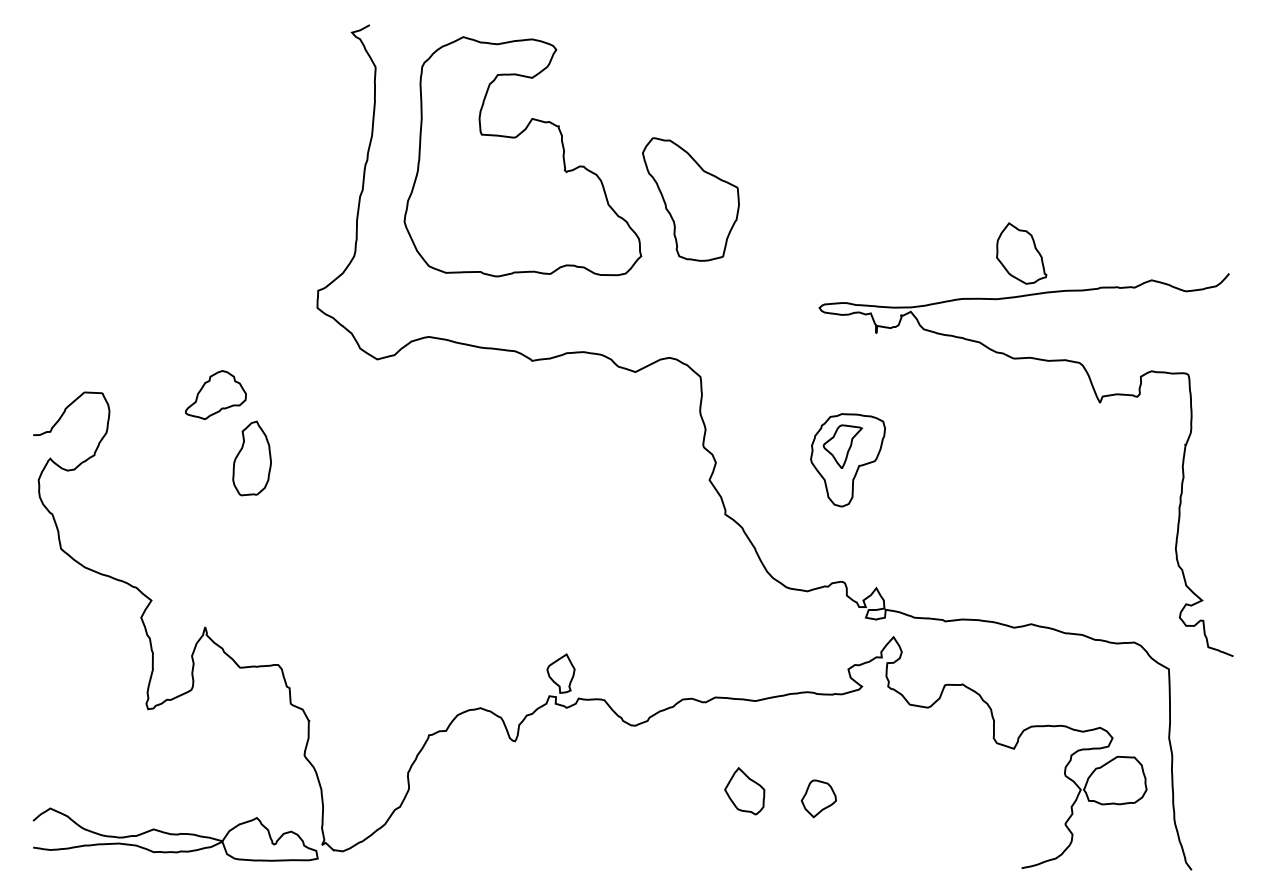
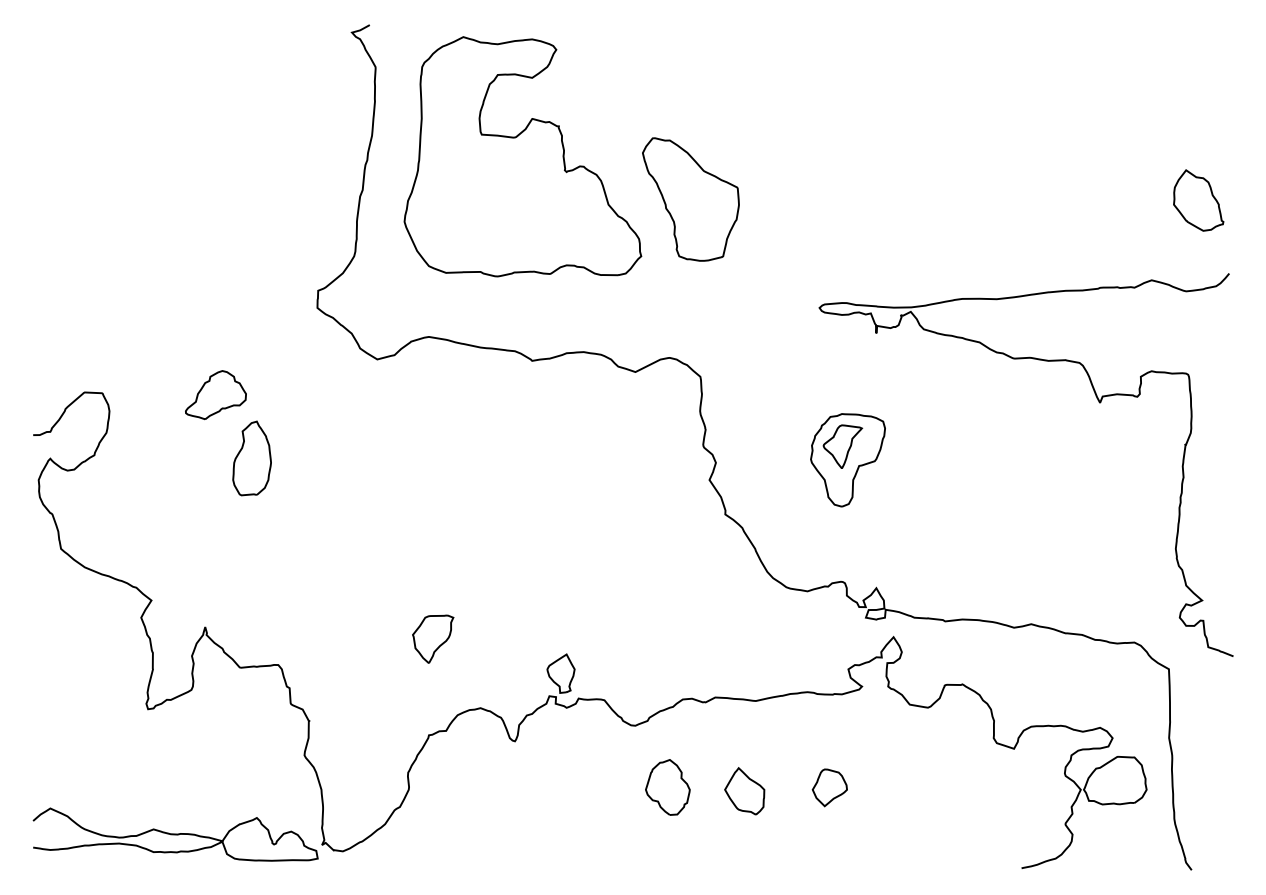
part position: (1021, 253) -> (1198, 200) (1198, 200)
part: none -> present (433, 638)
part: none -> present (667, 787)
part position: (818, 798) -> (829, 787) (829, 787)
